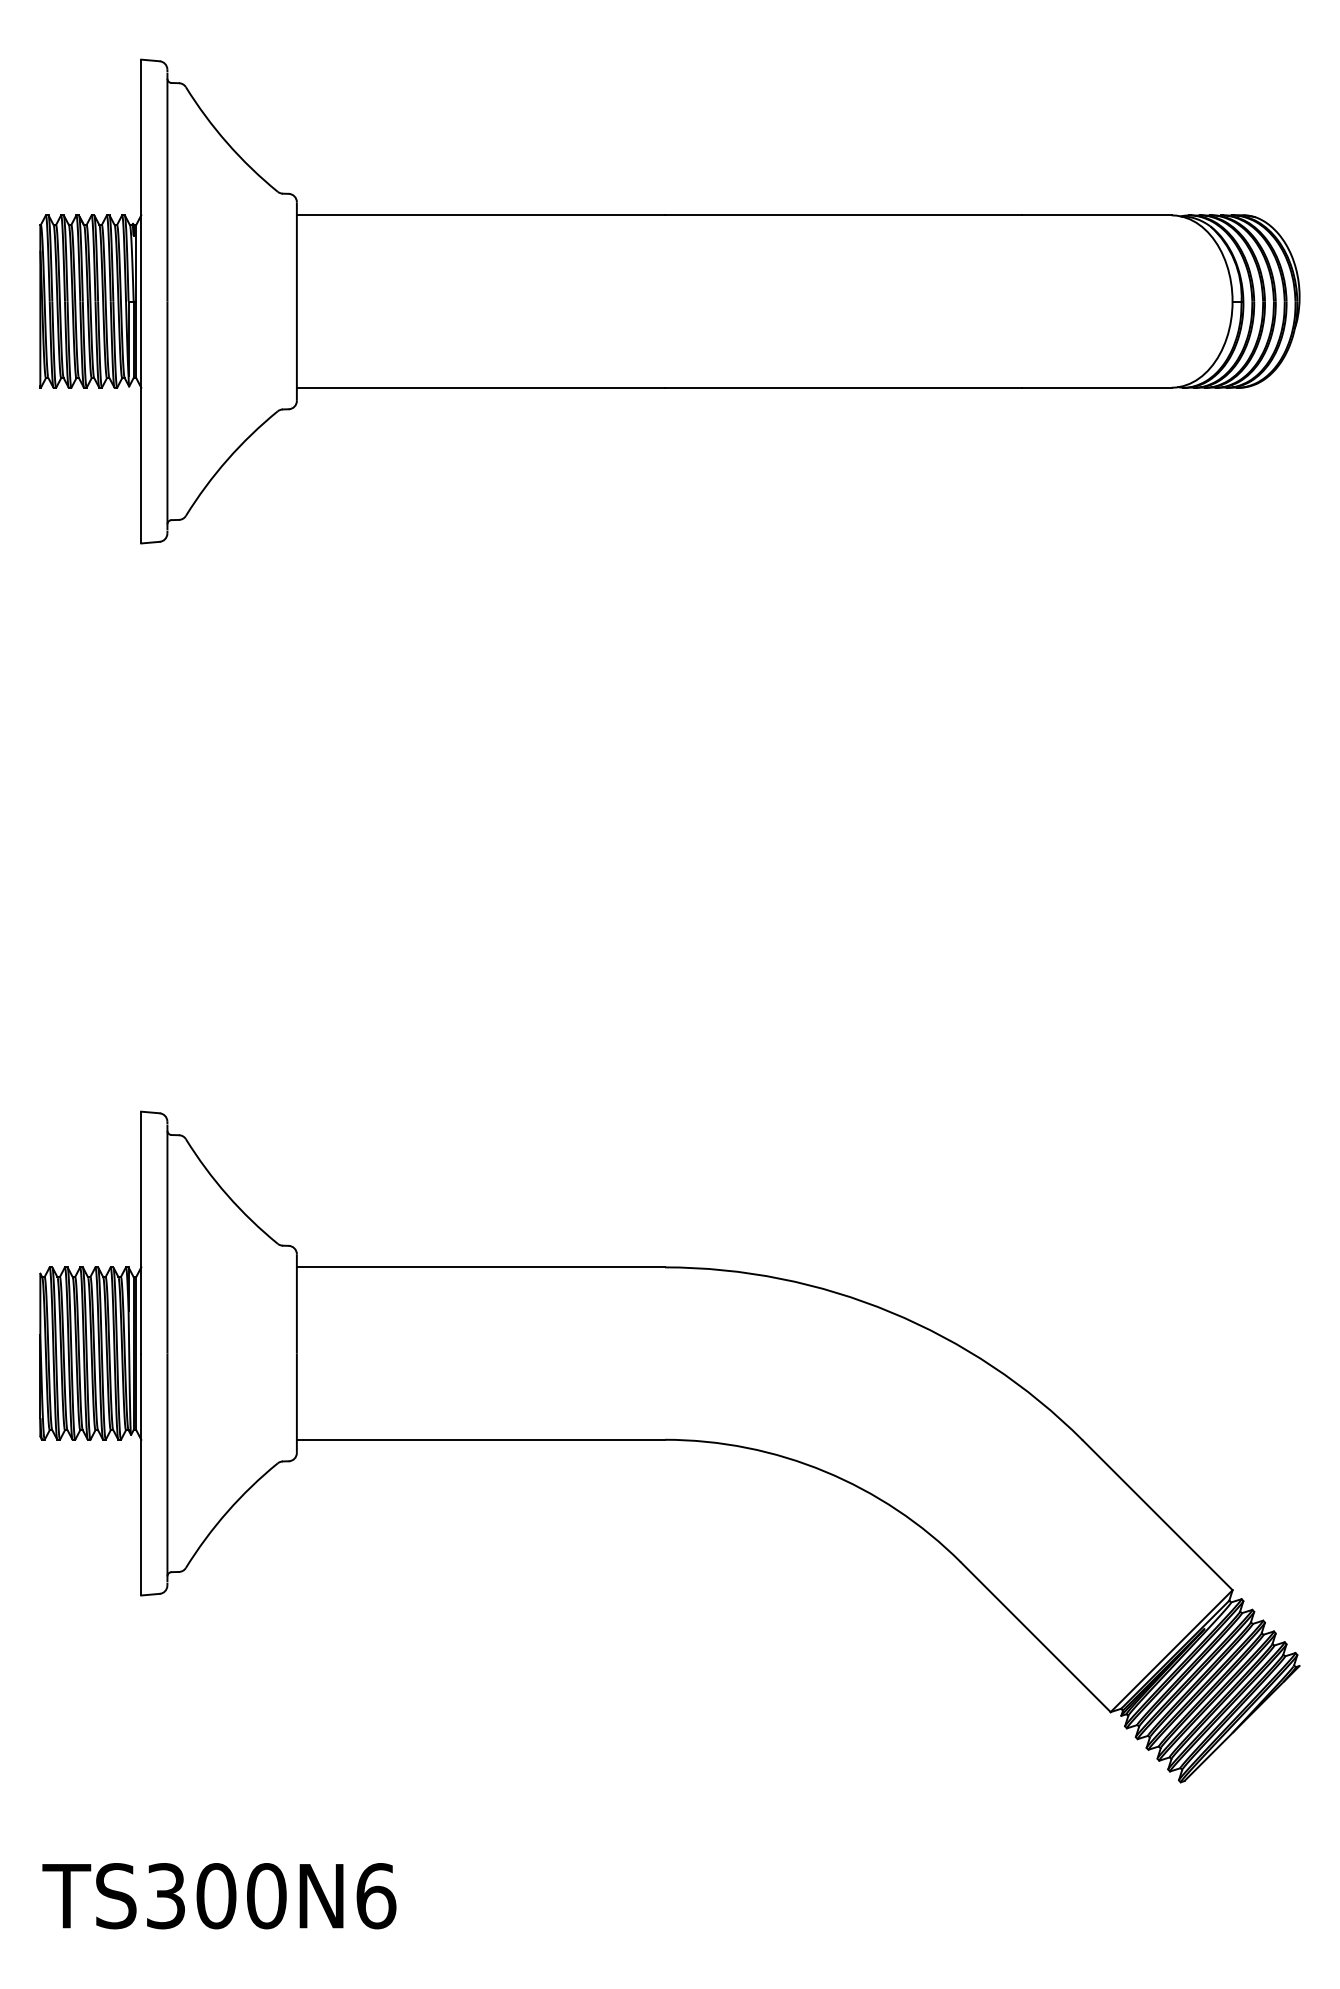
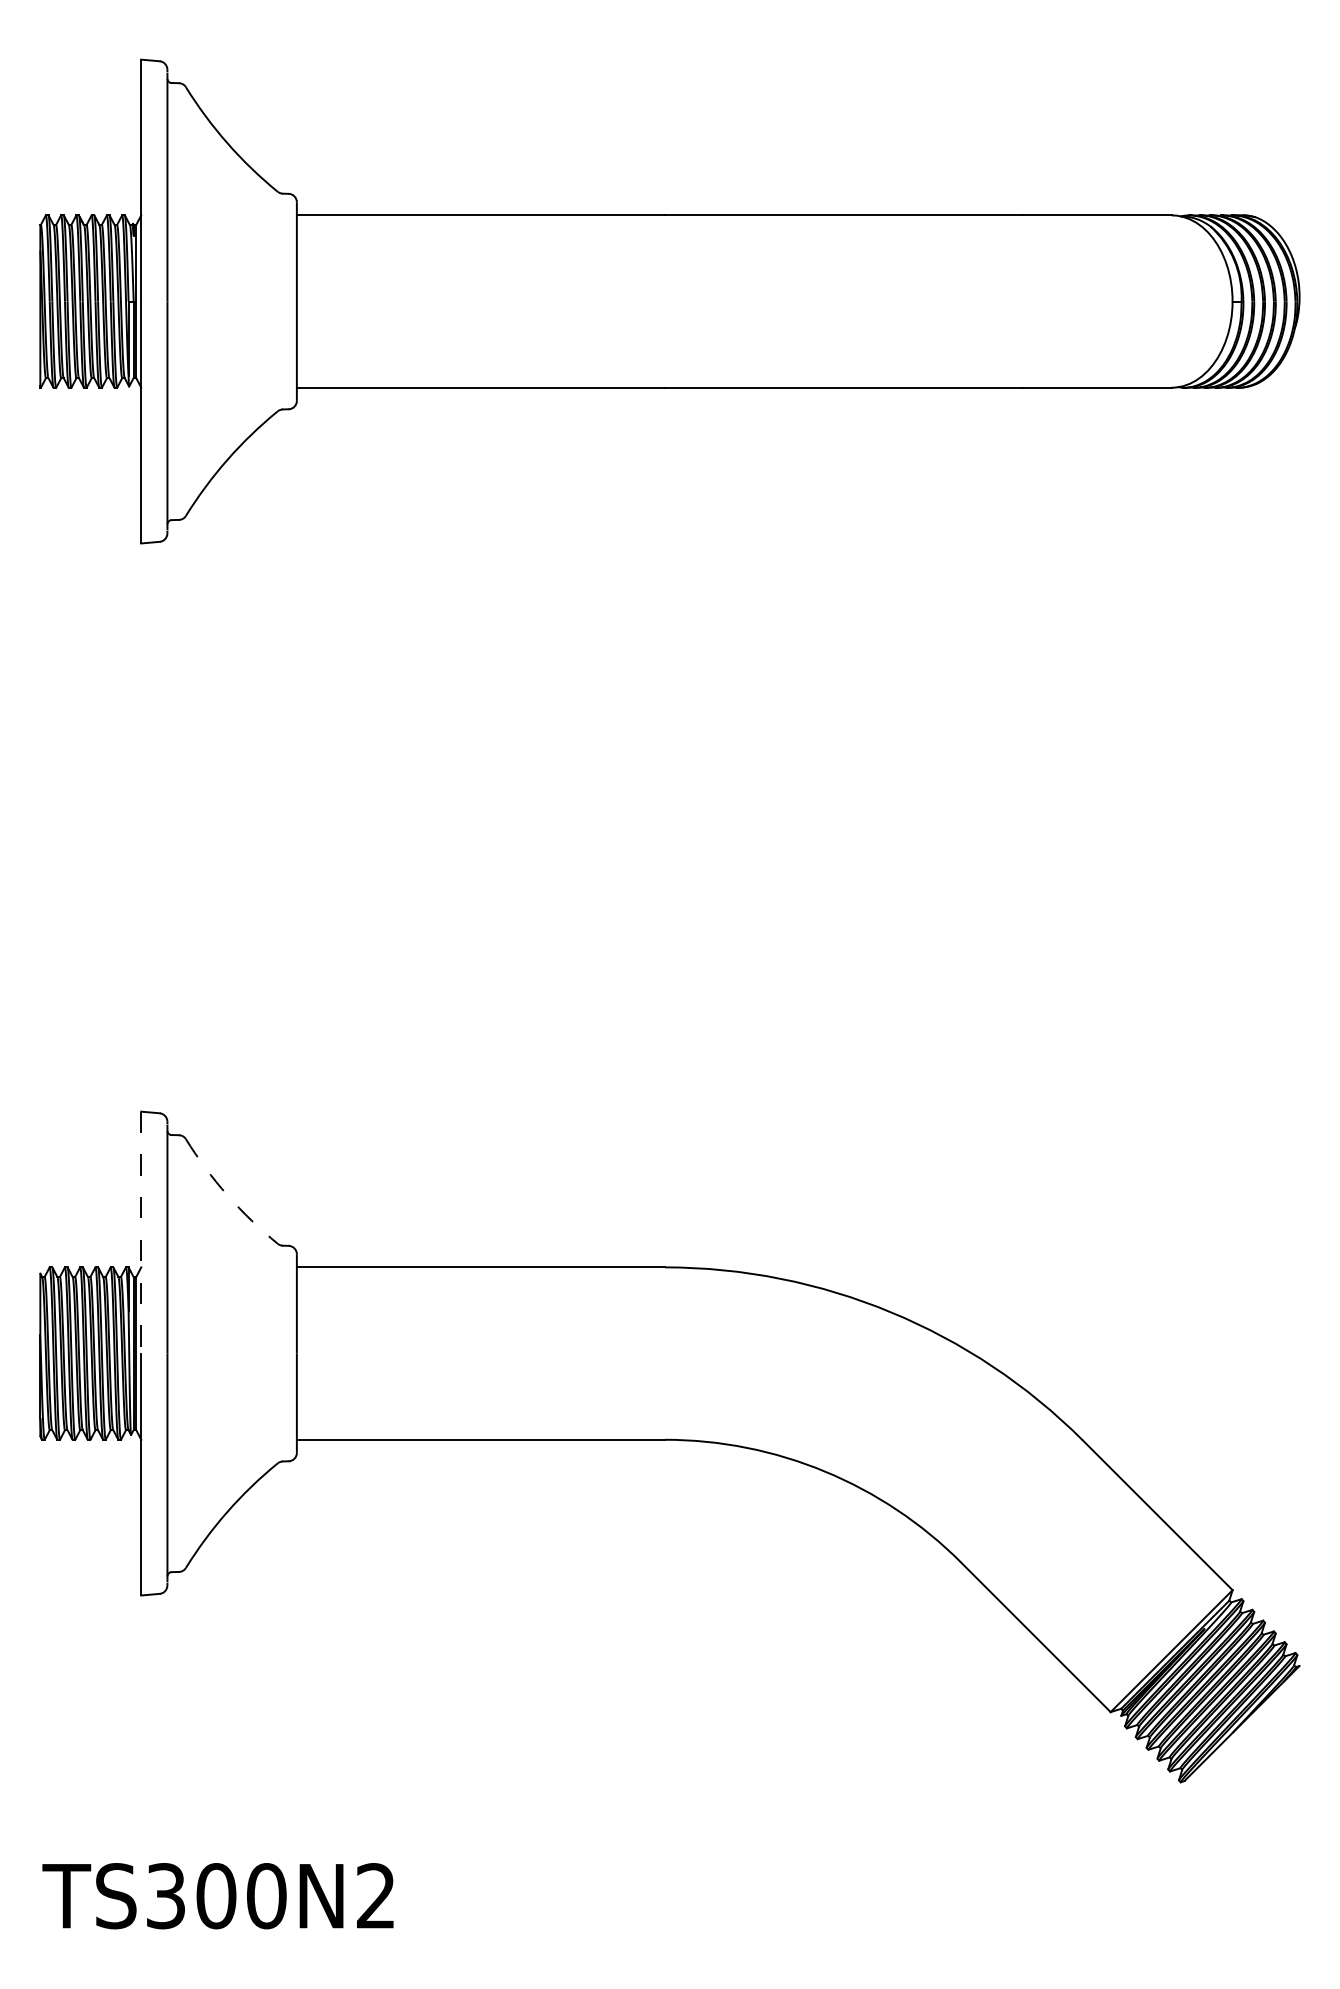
arc: solid -> dashed (227, 1195)
line: solid -> dashed (141, 1232)
text: TS300N6 -> TS300N2 (376, 1896)
